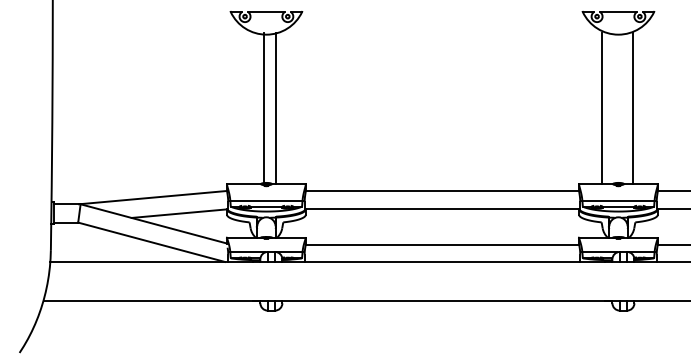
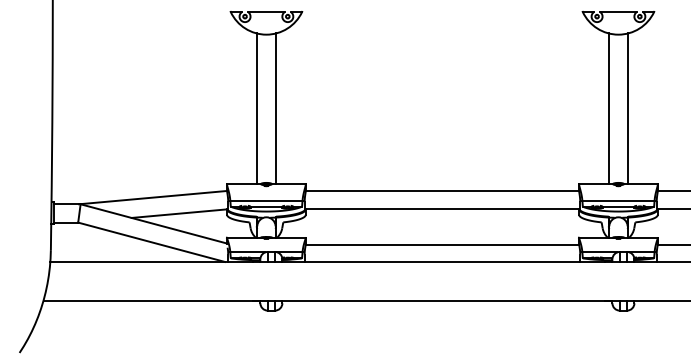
line position: (264, 108) -> (257, 108) (257, 108)
line position: (602, 108) -> (609, 108) (609, 108)
line position: (632, 108) -> (627, 108) (627, 108)
